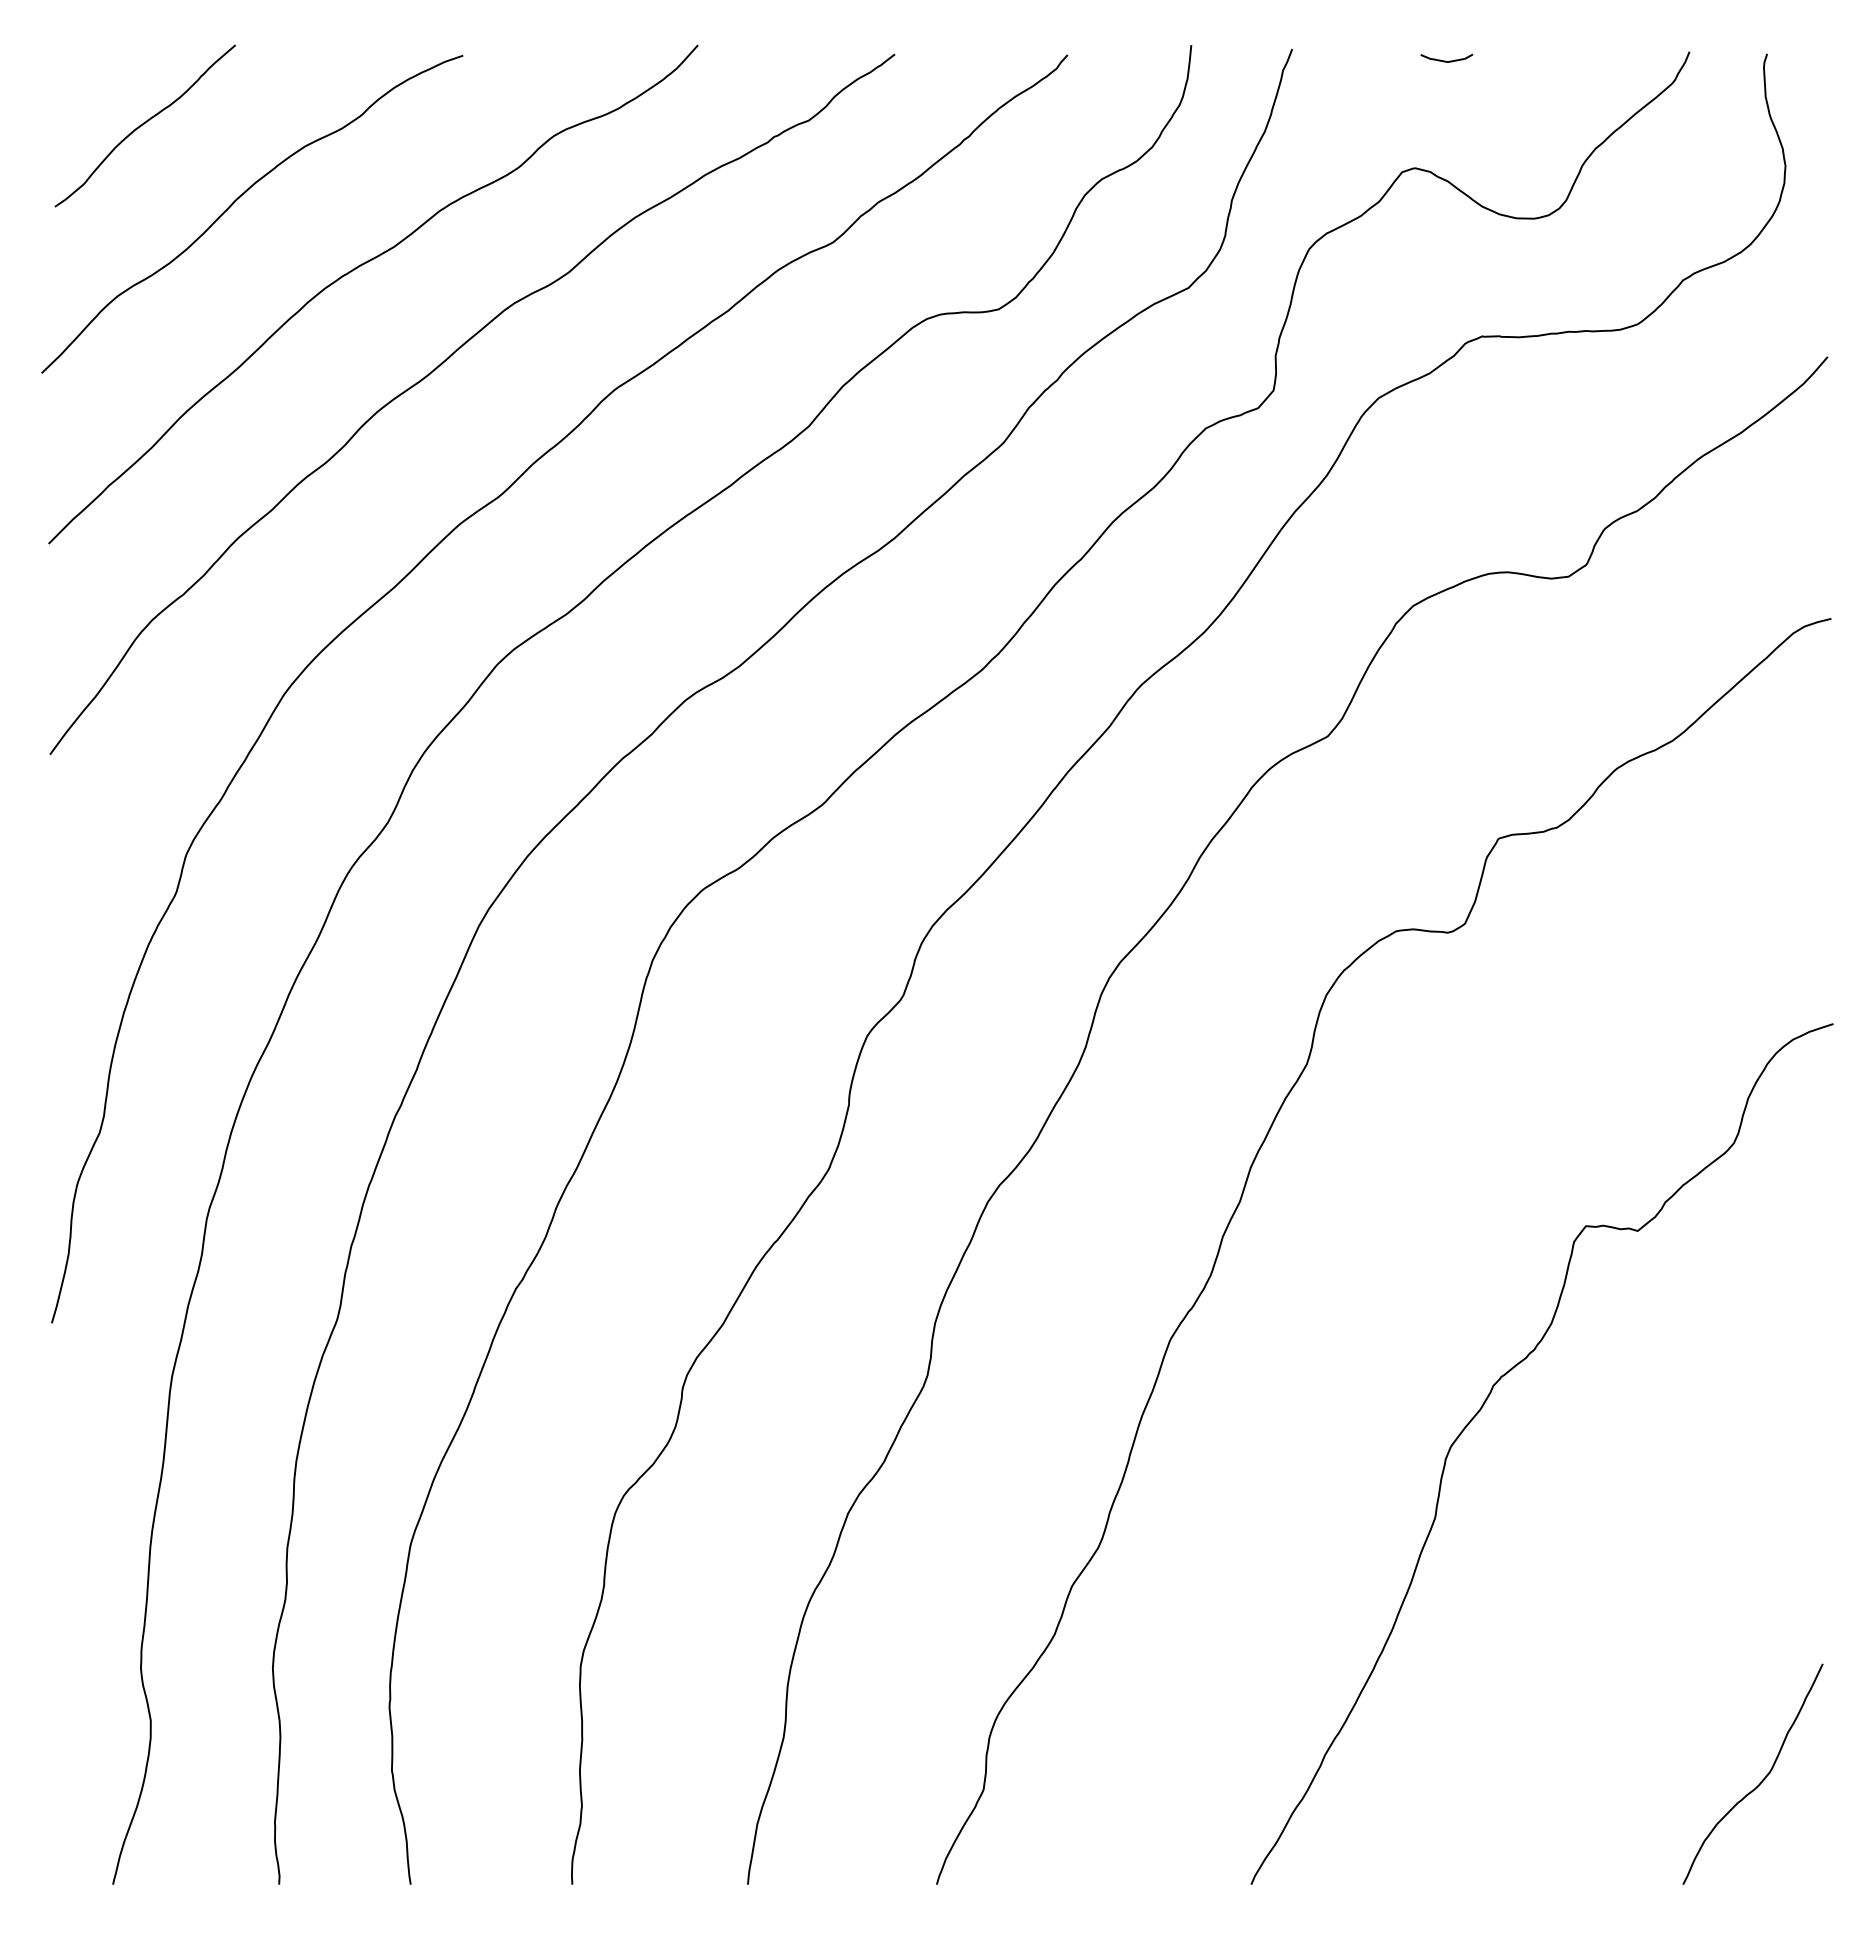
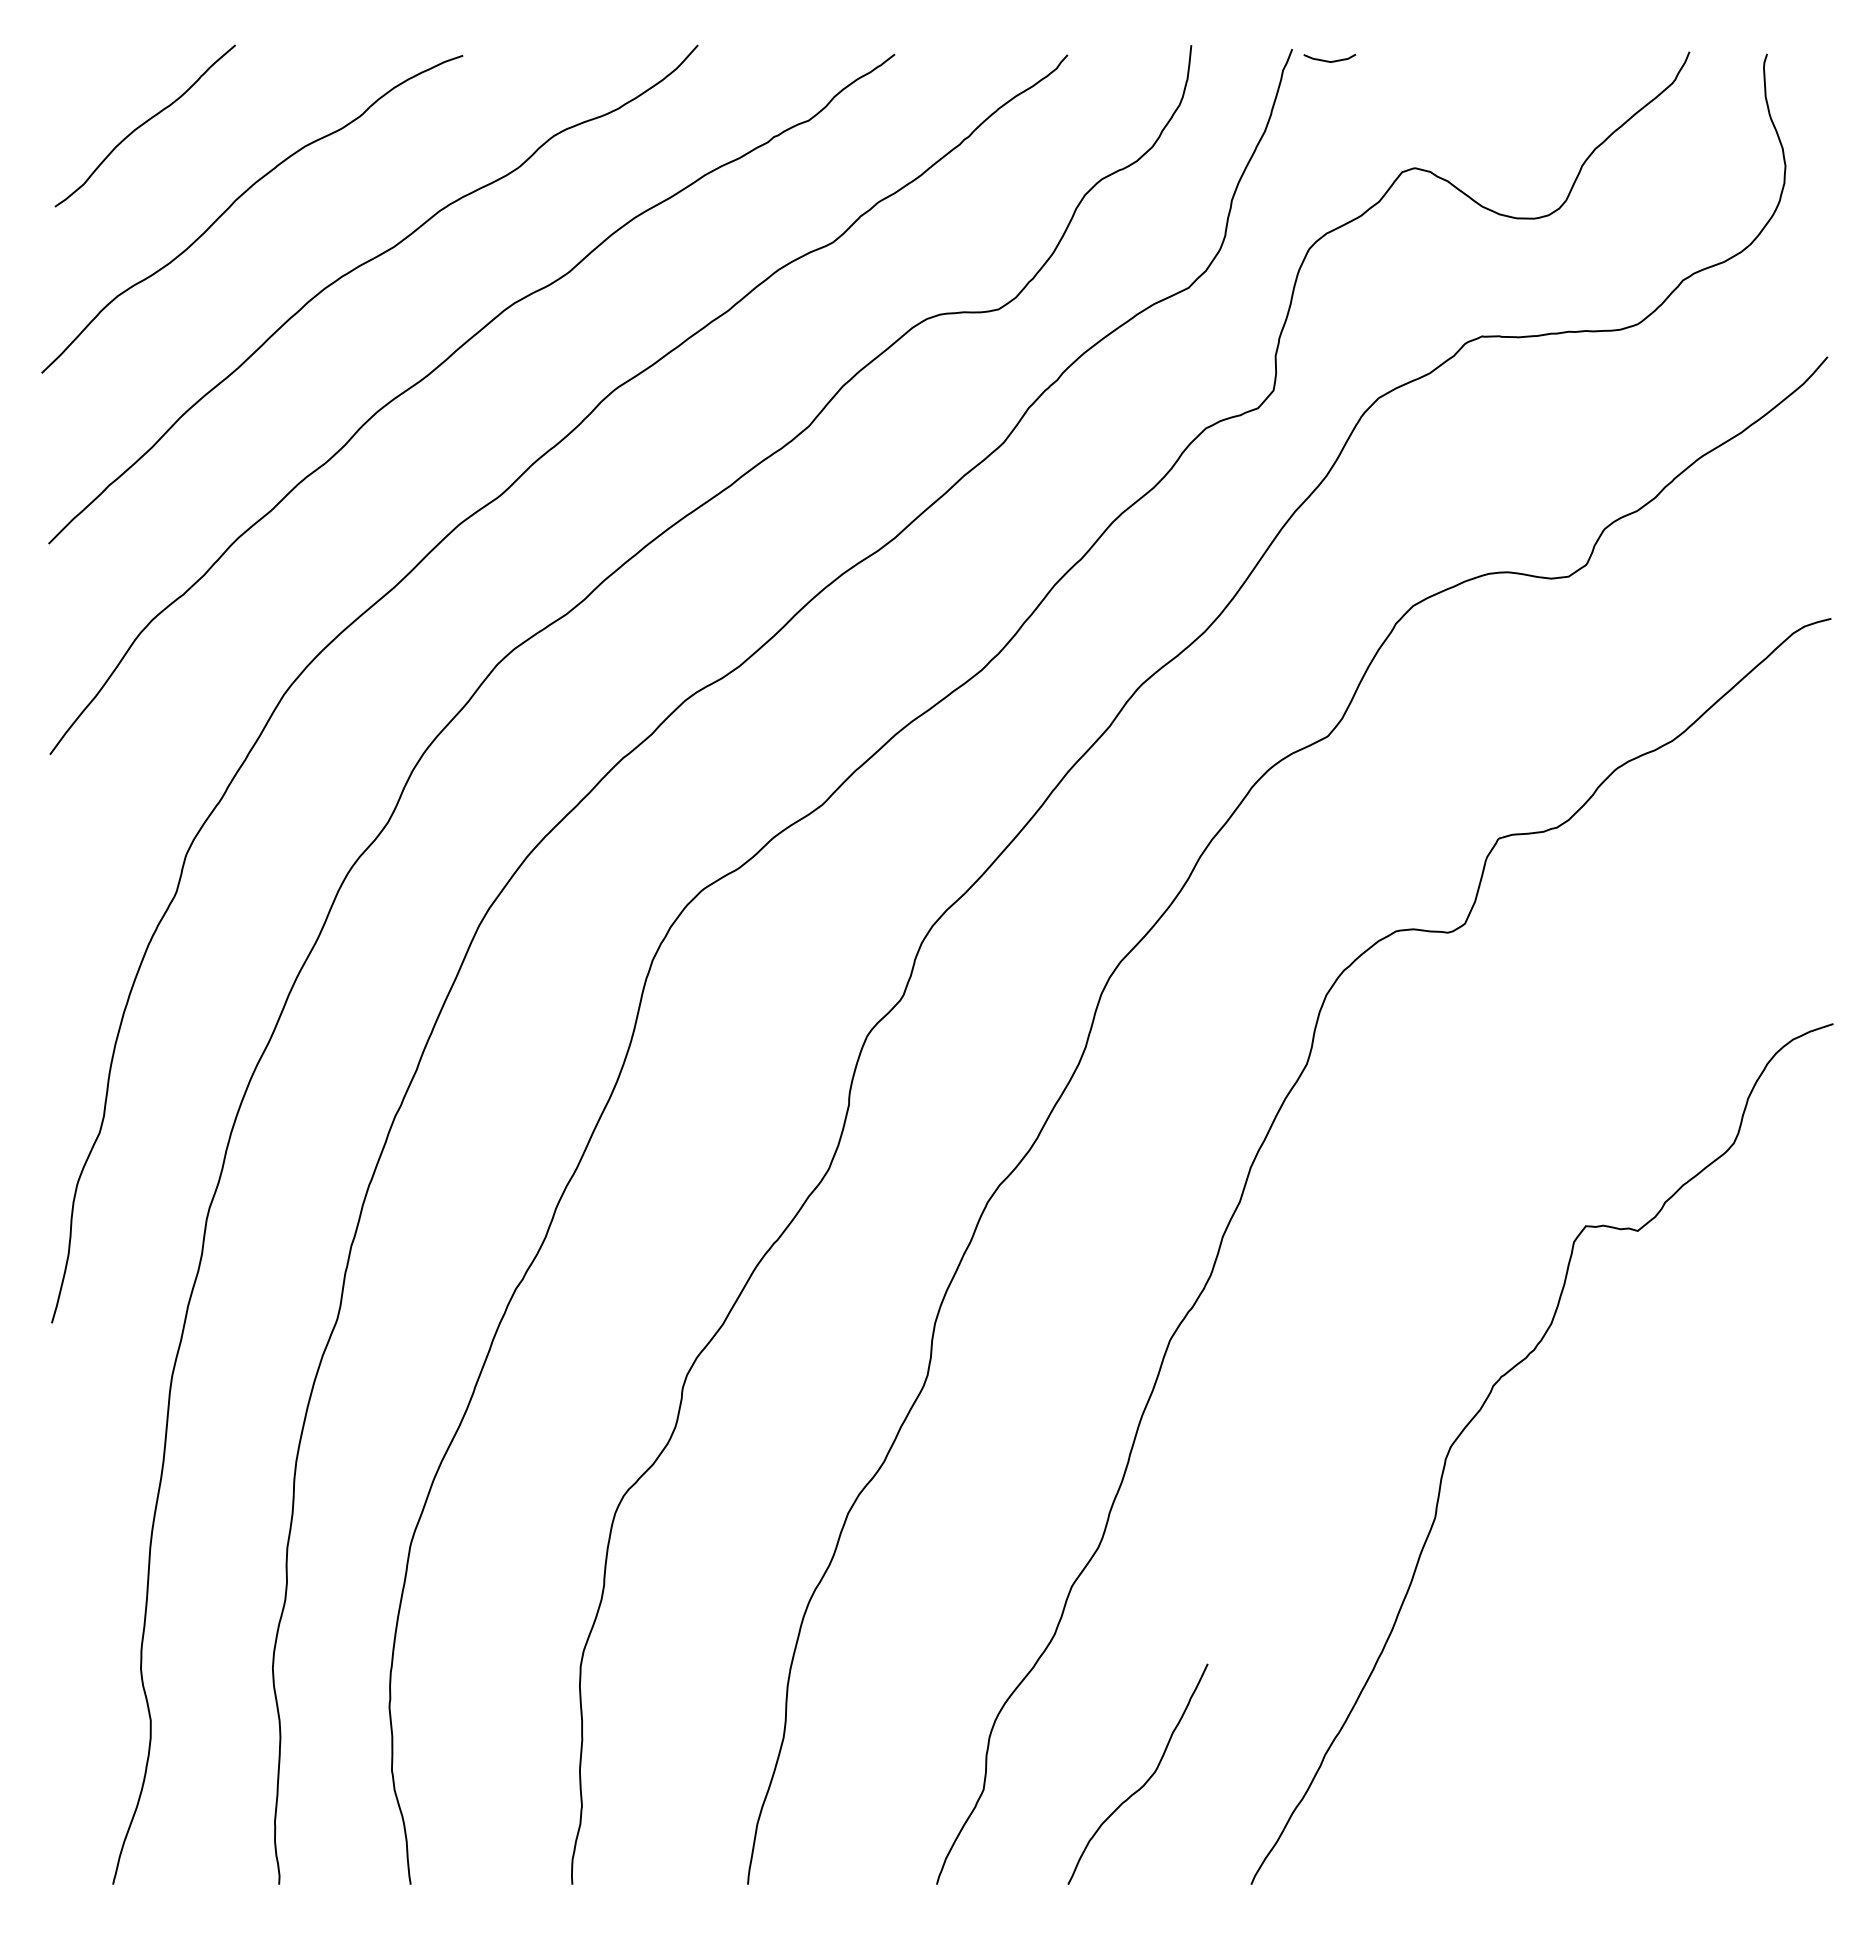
curve position: (1445, 60) -> (1328, 60) (1328, 60)
curve position: (1760, 1781) -> (1145, 1781) (1145, 1781)
